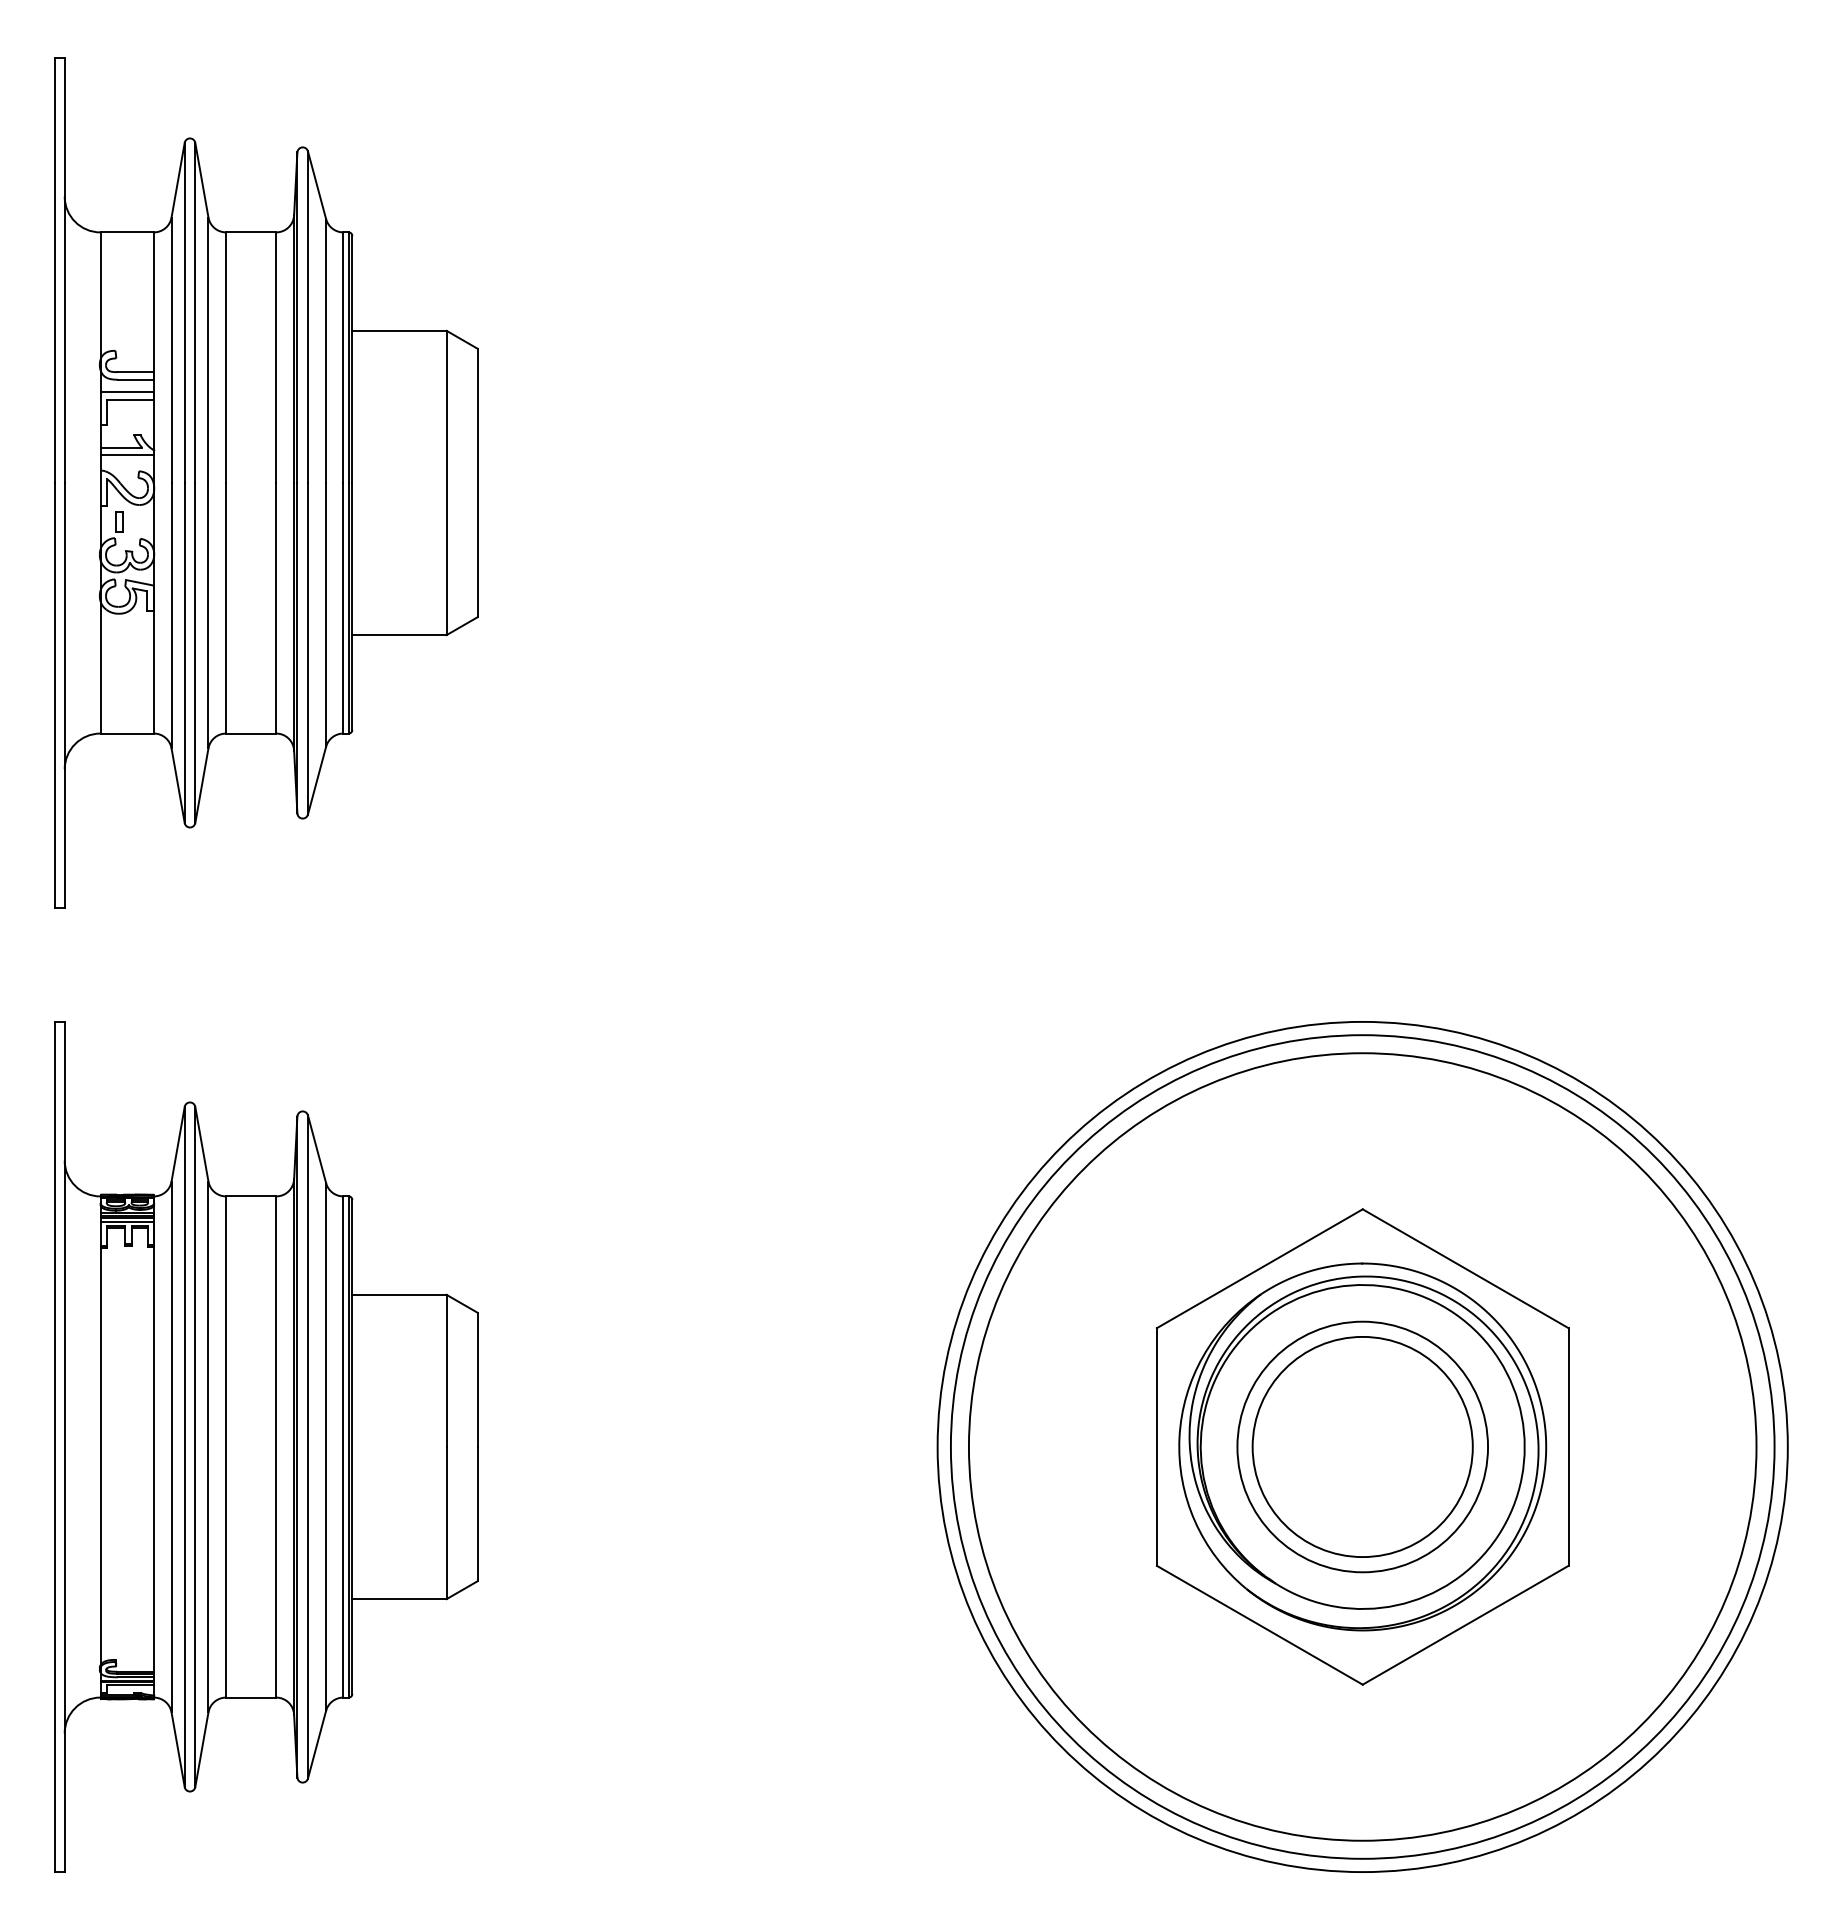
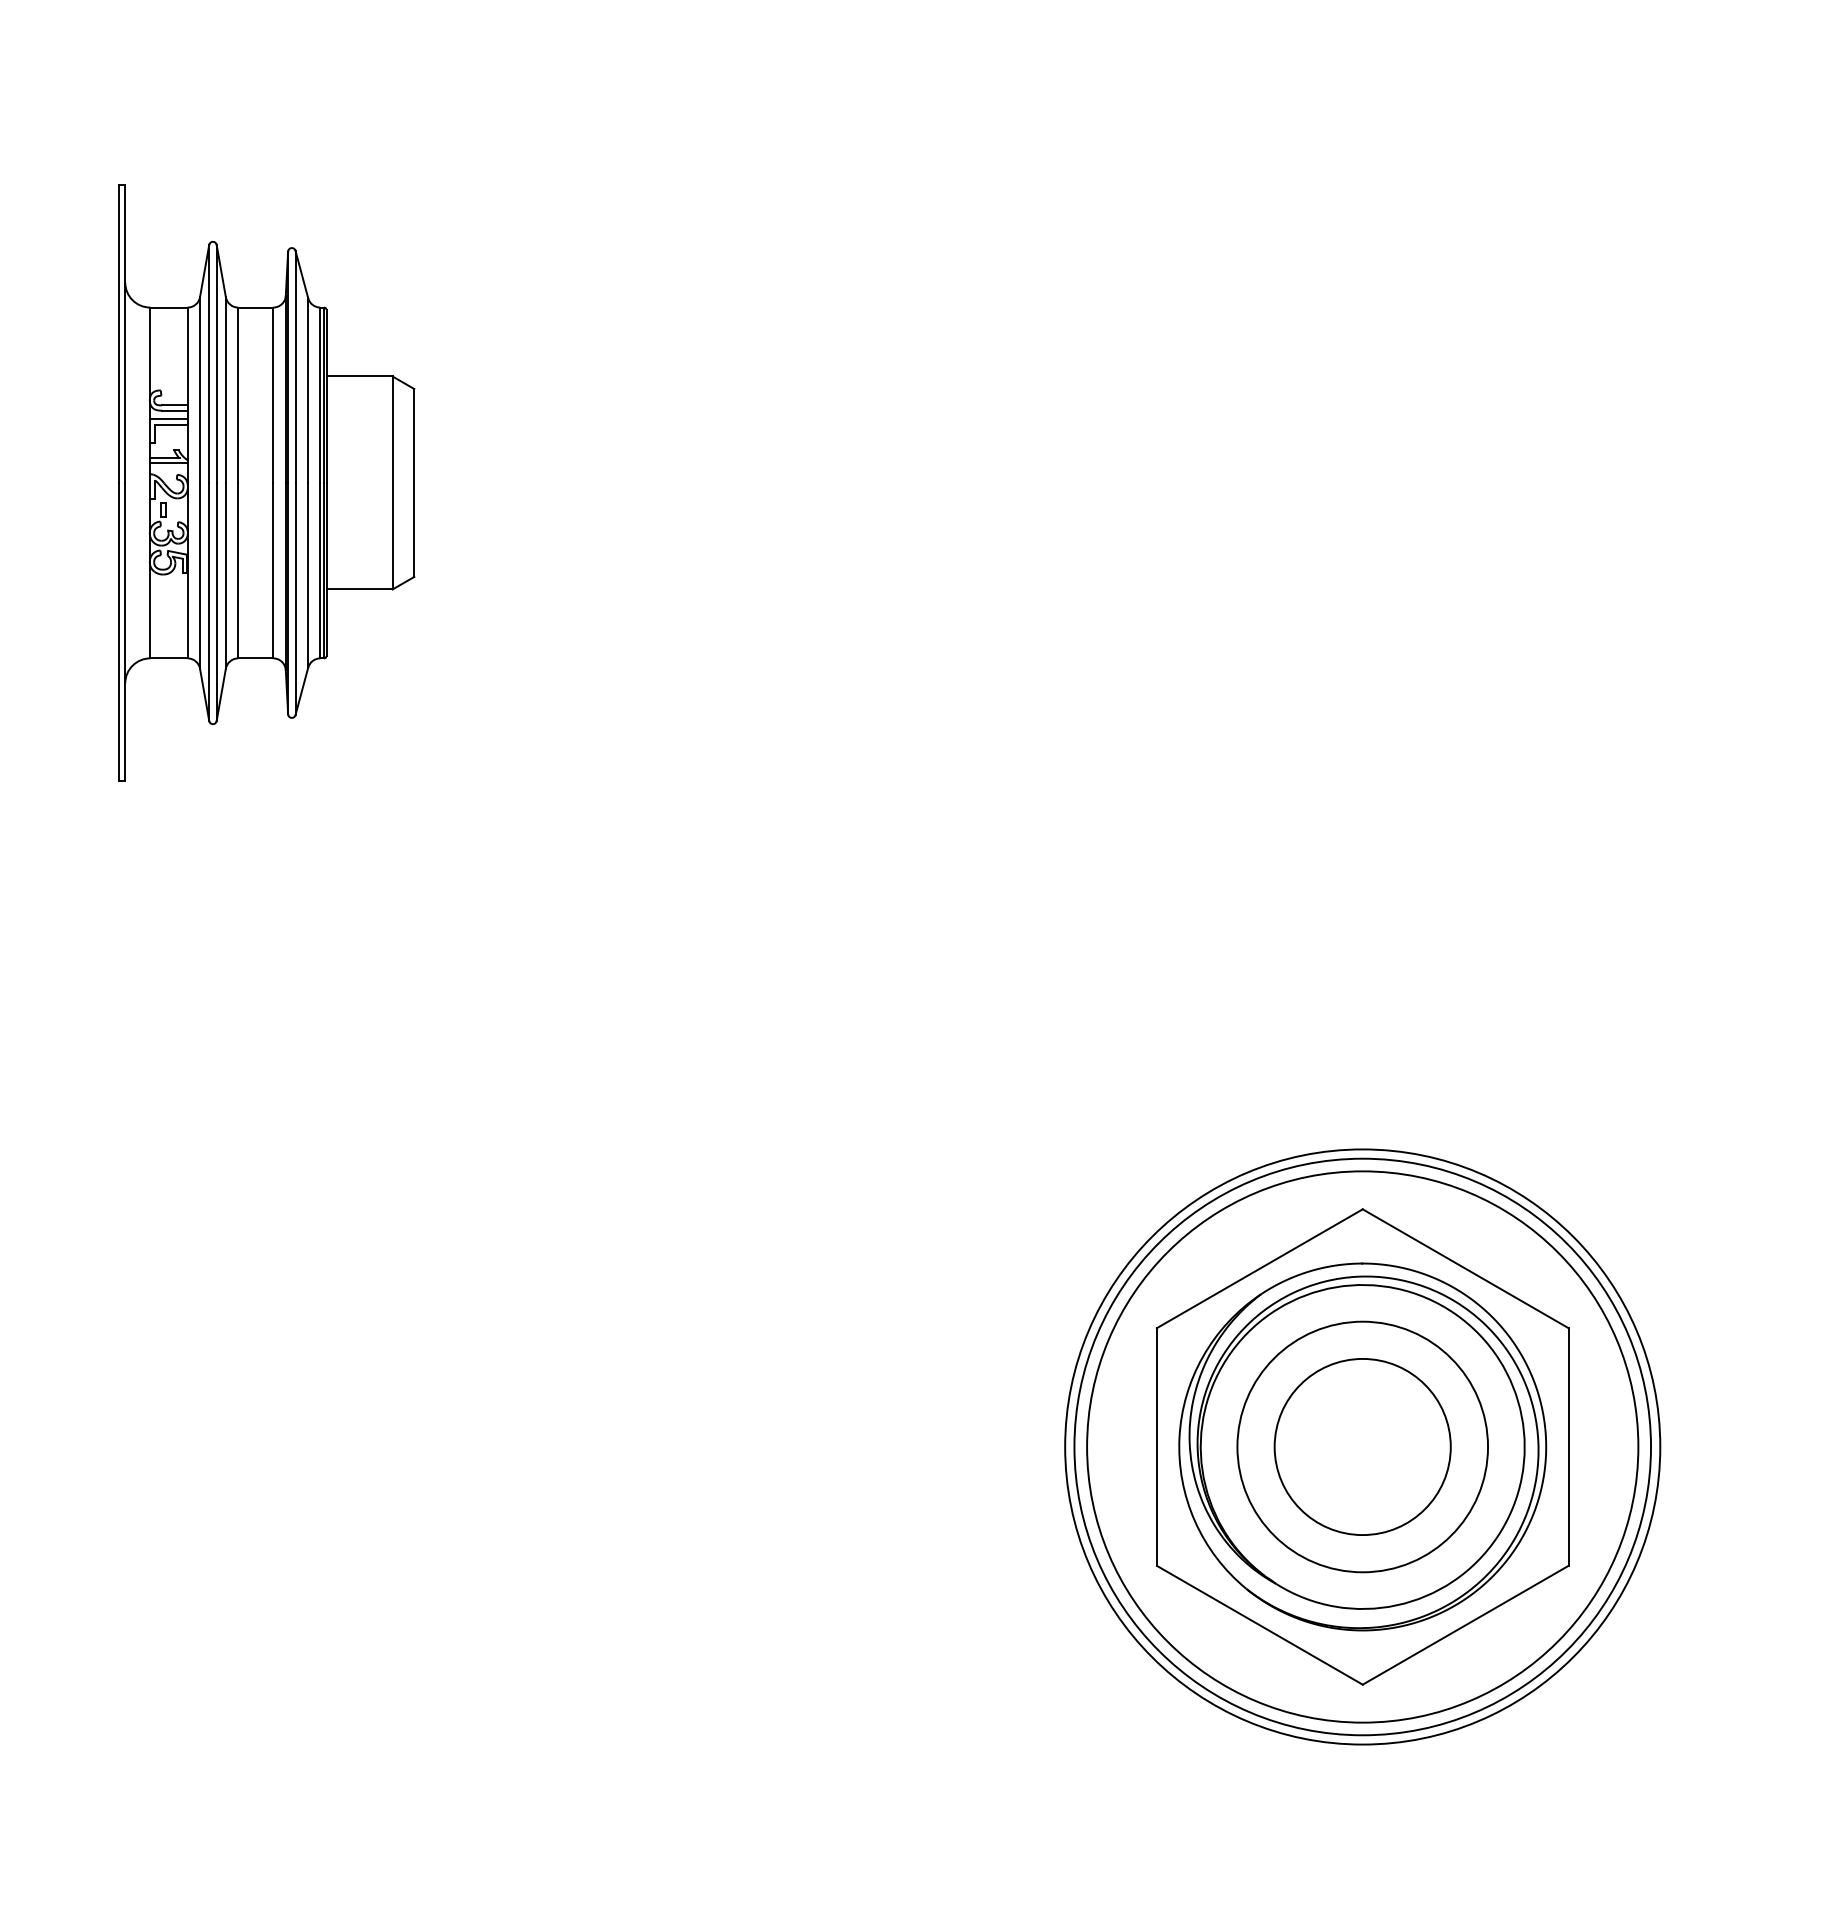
part size: 425x852 px -> 298x598 px (266, 482)
part: present -> none (266, 1446)
circle diameter: 220 px -> 176 px (1362, 1446)
circle diameter: 788 px -> 551 px (1362, 1446)
circle diameter: 824 px -> 577 px (1362, 1446)
circle diameter: 850 px -> 595 px (1362, 1446)
